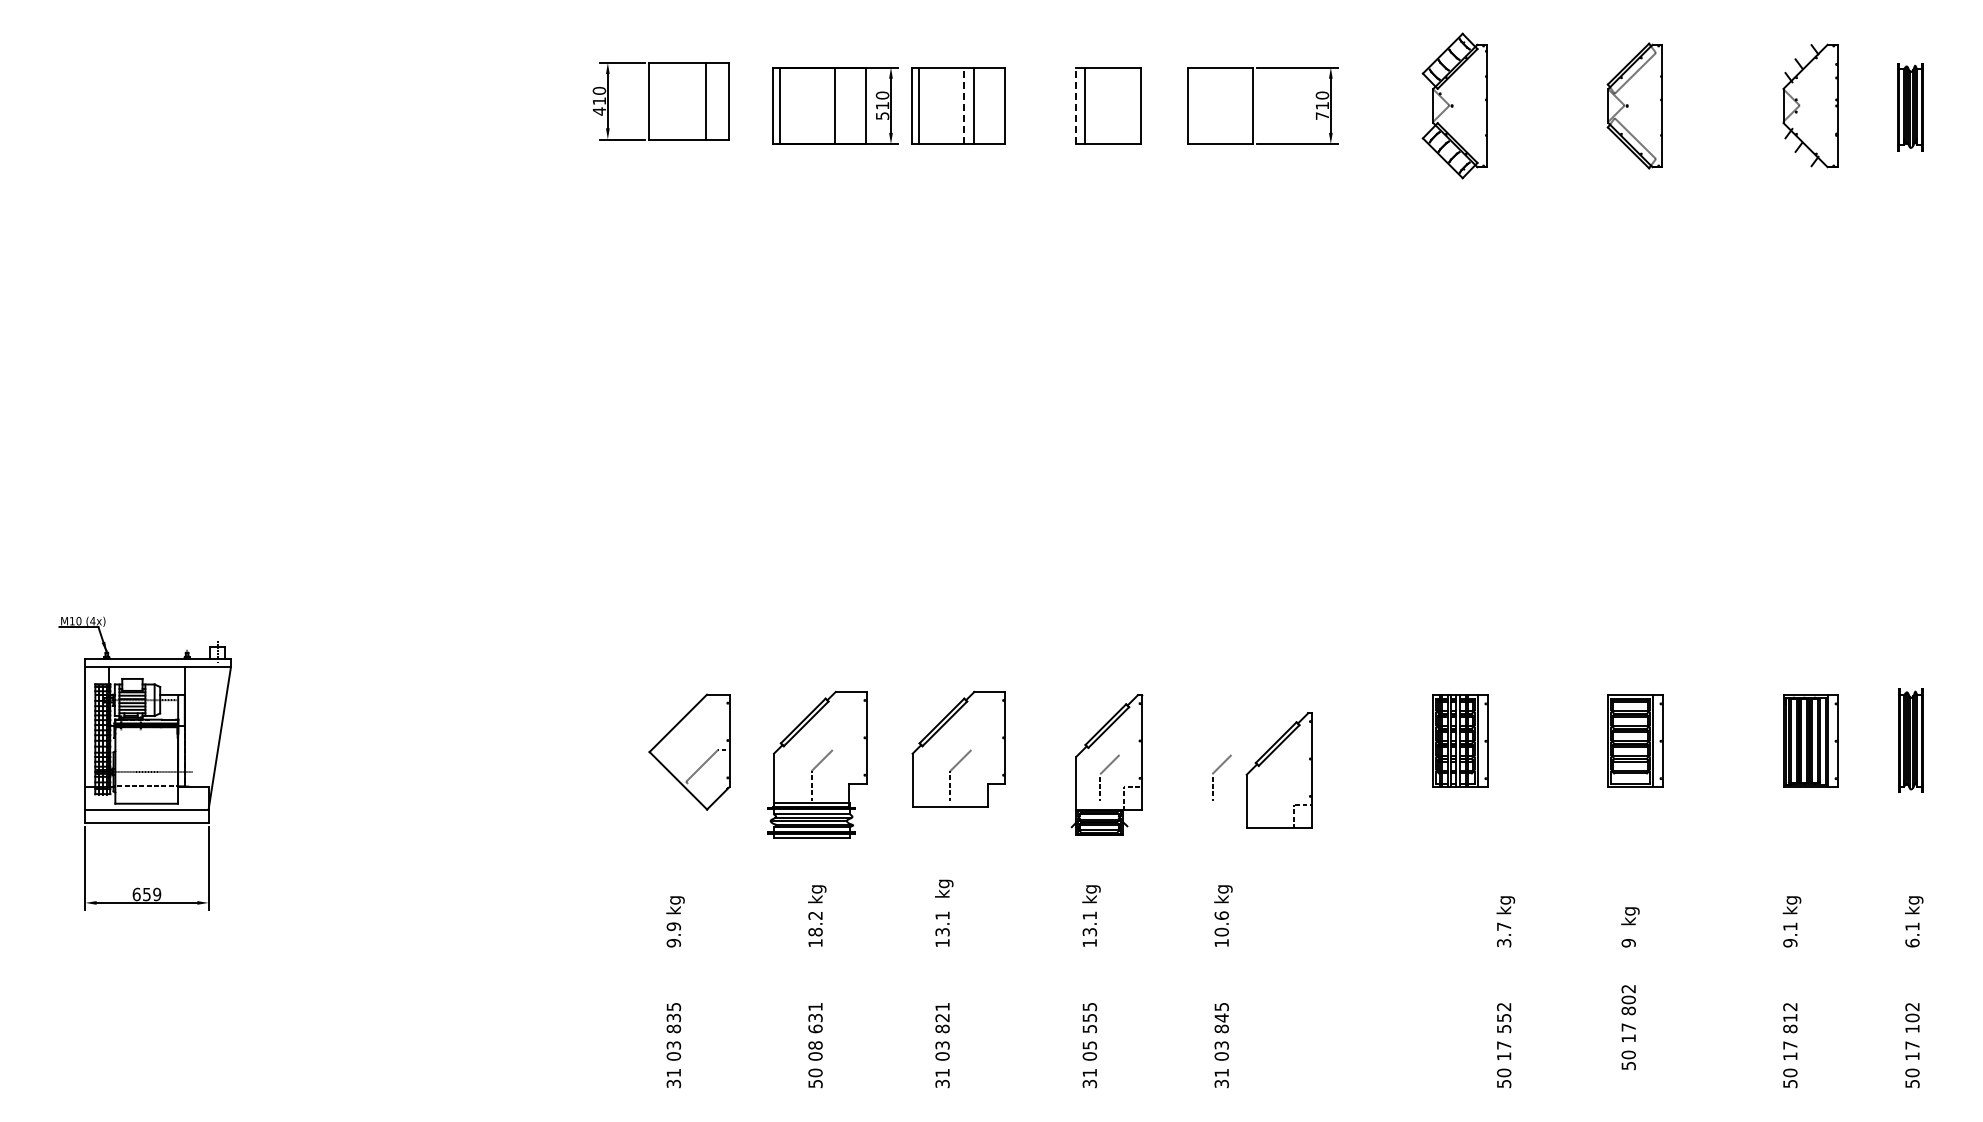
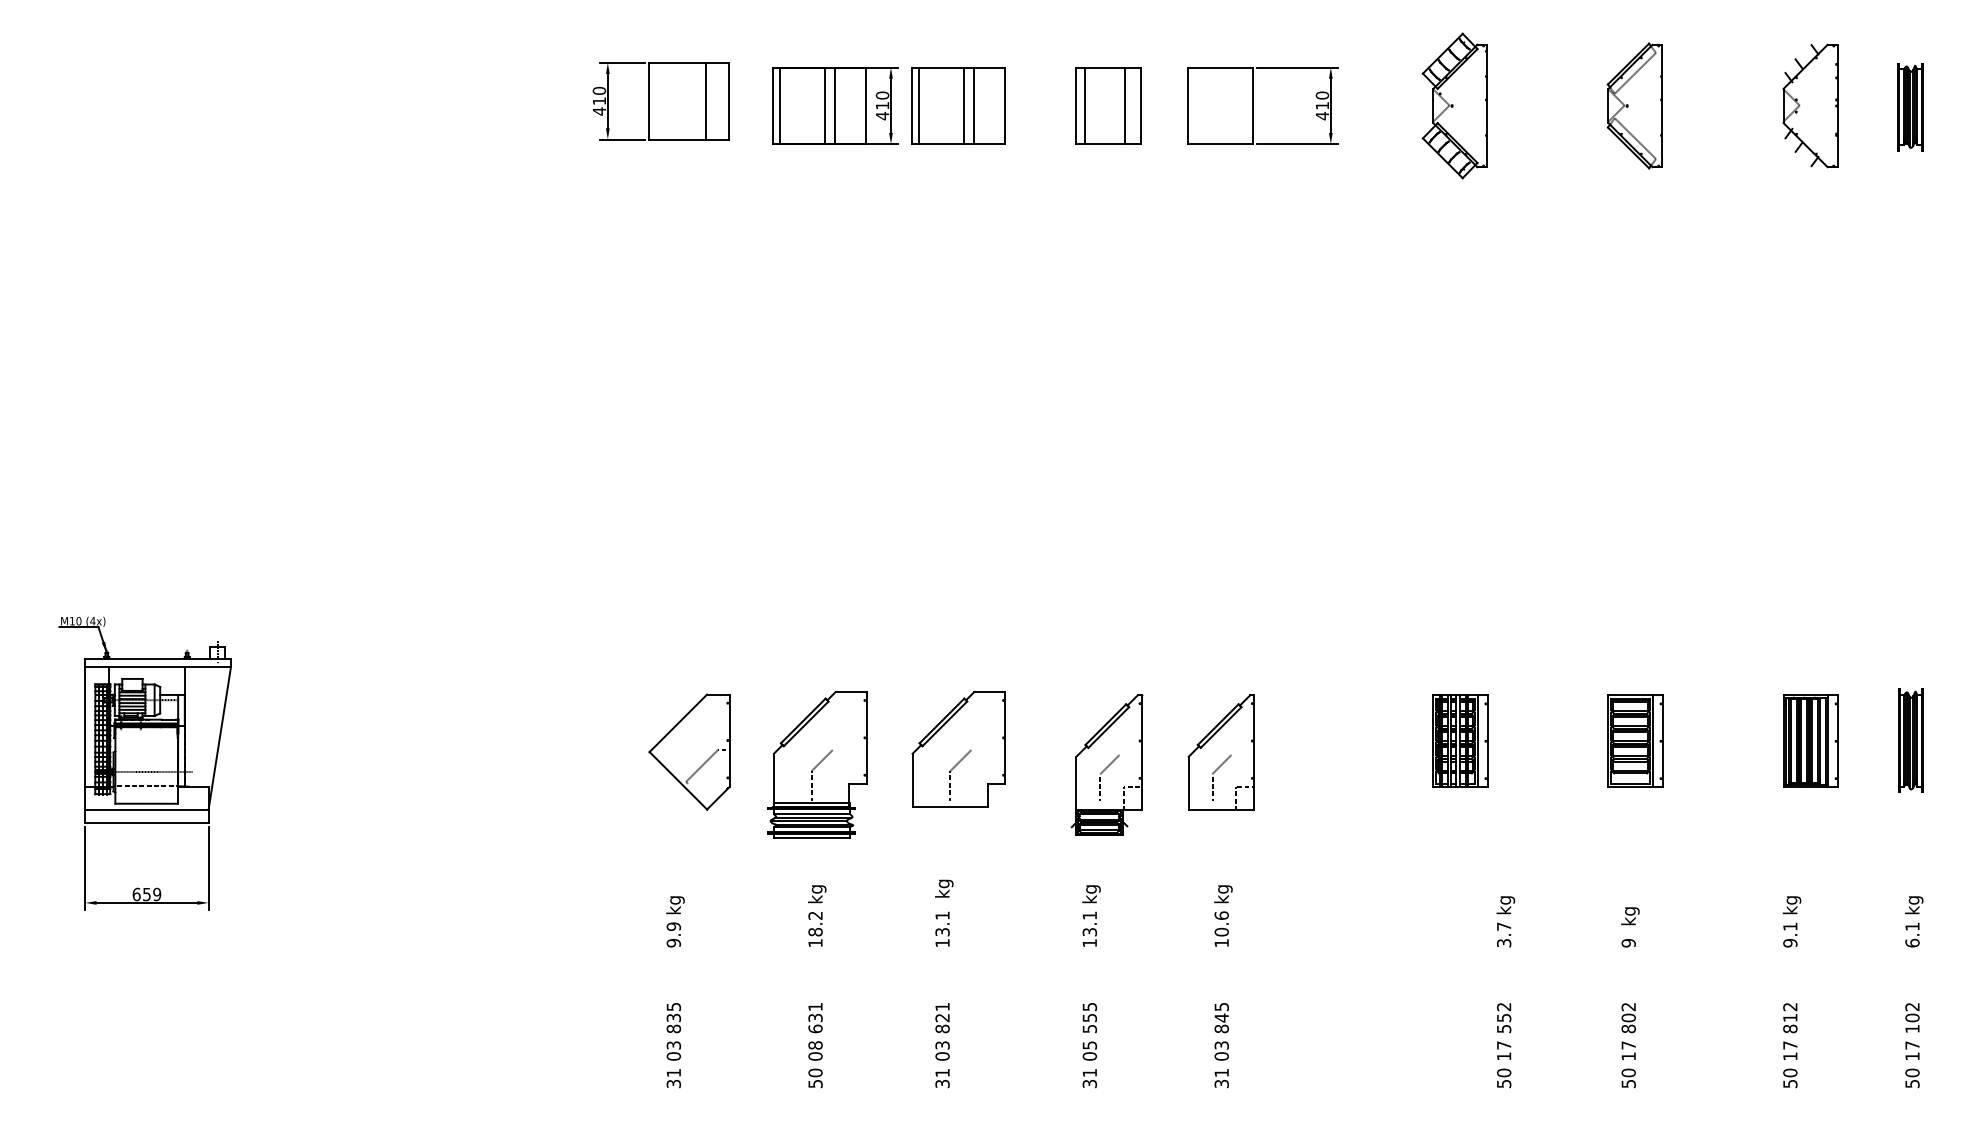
line: none -> present (824, 105)
line: dashed -> solid (963, 105)
line: dashed -> solid (1075, 105)
line: none -> present (1125, 105)
text: 510 -> 410 (882, 115)
text: 710 -> 410 (1322, 115)
part position: (1278, 770) -> (1220, 752) (1220, 752)
text position: (1628, 1027) -> (1628, 1045) (1628, 1045)
